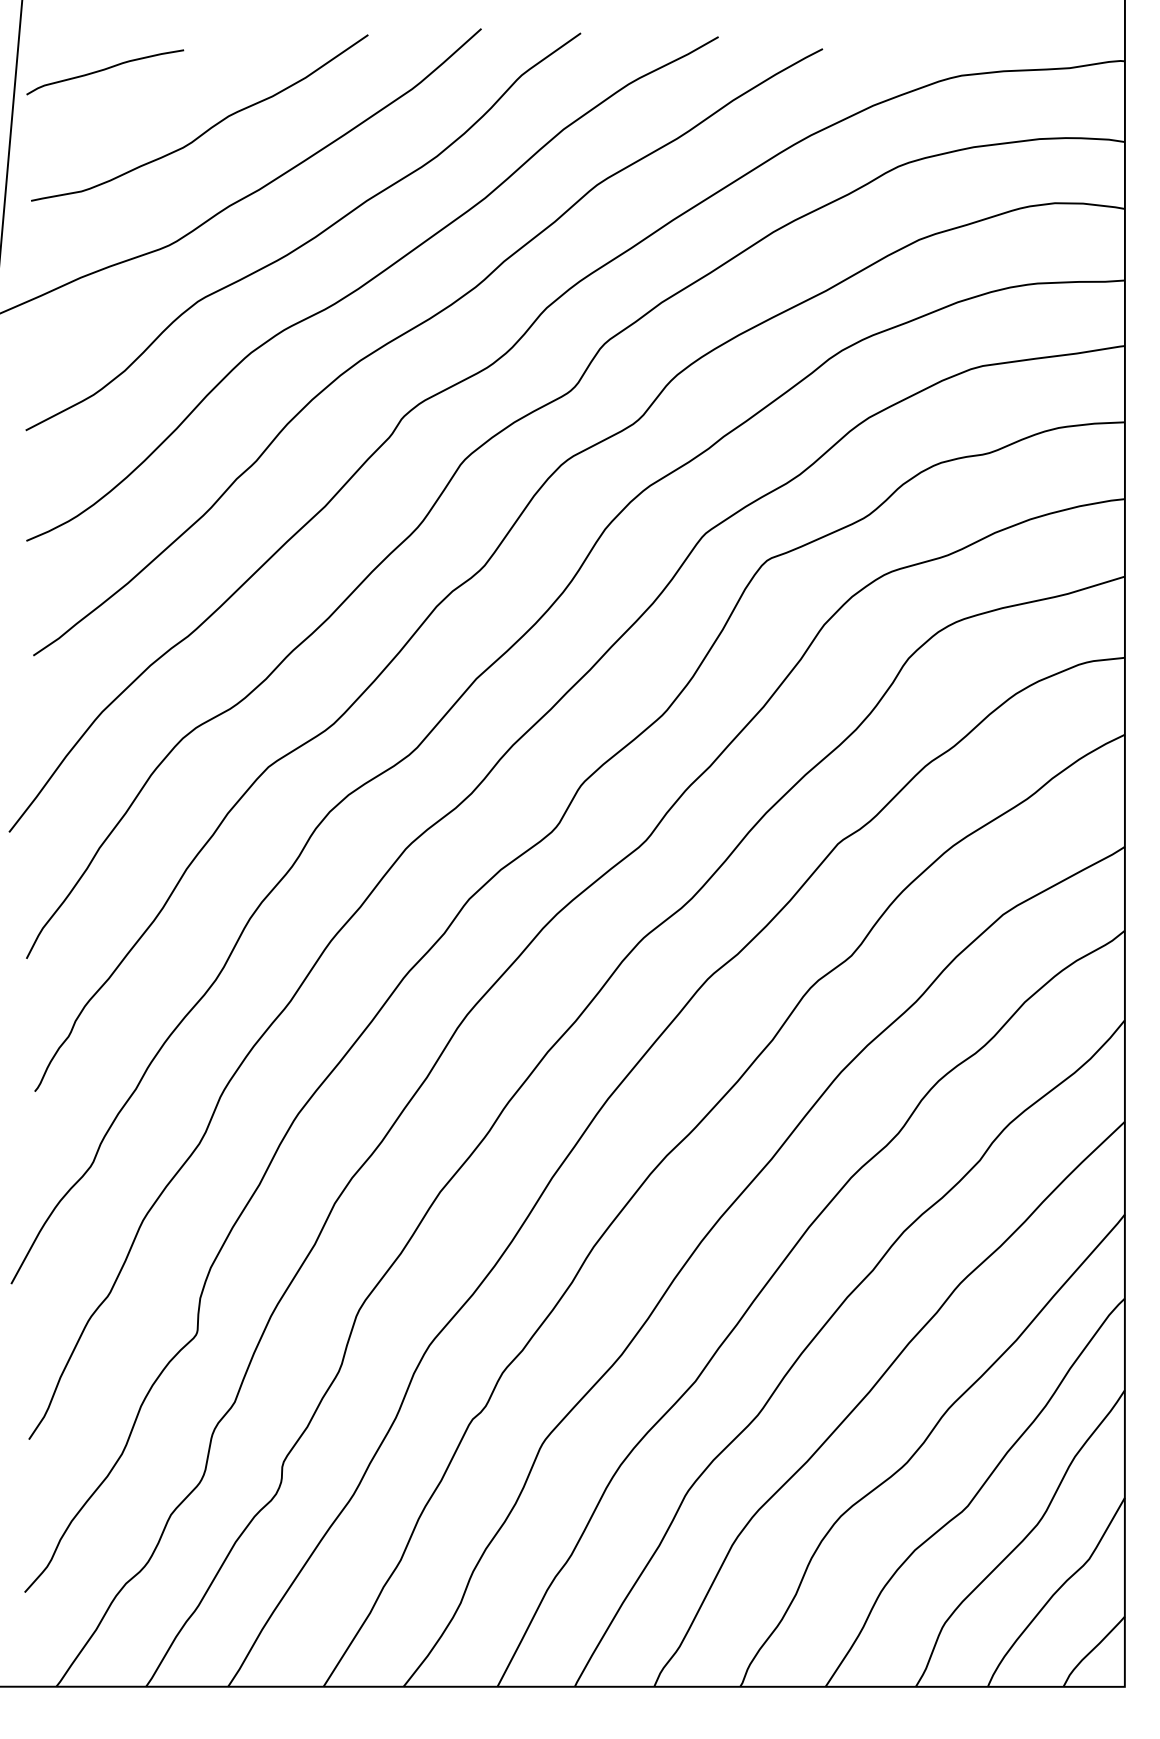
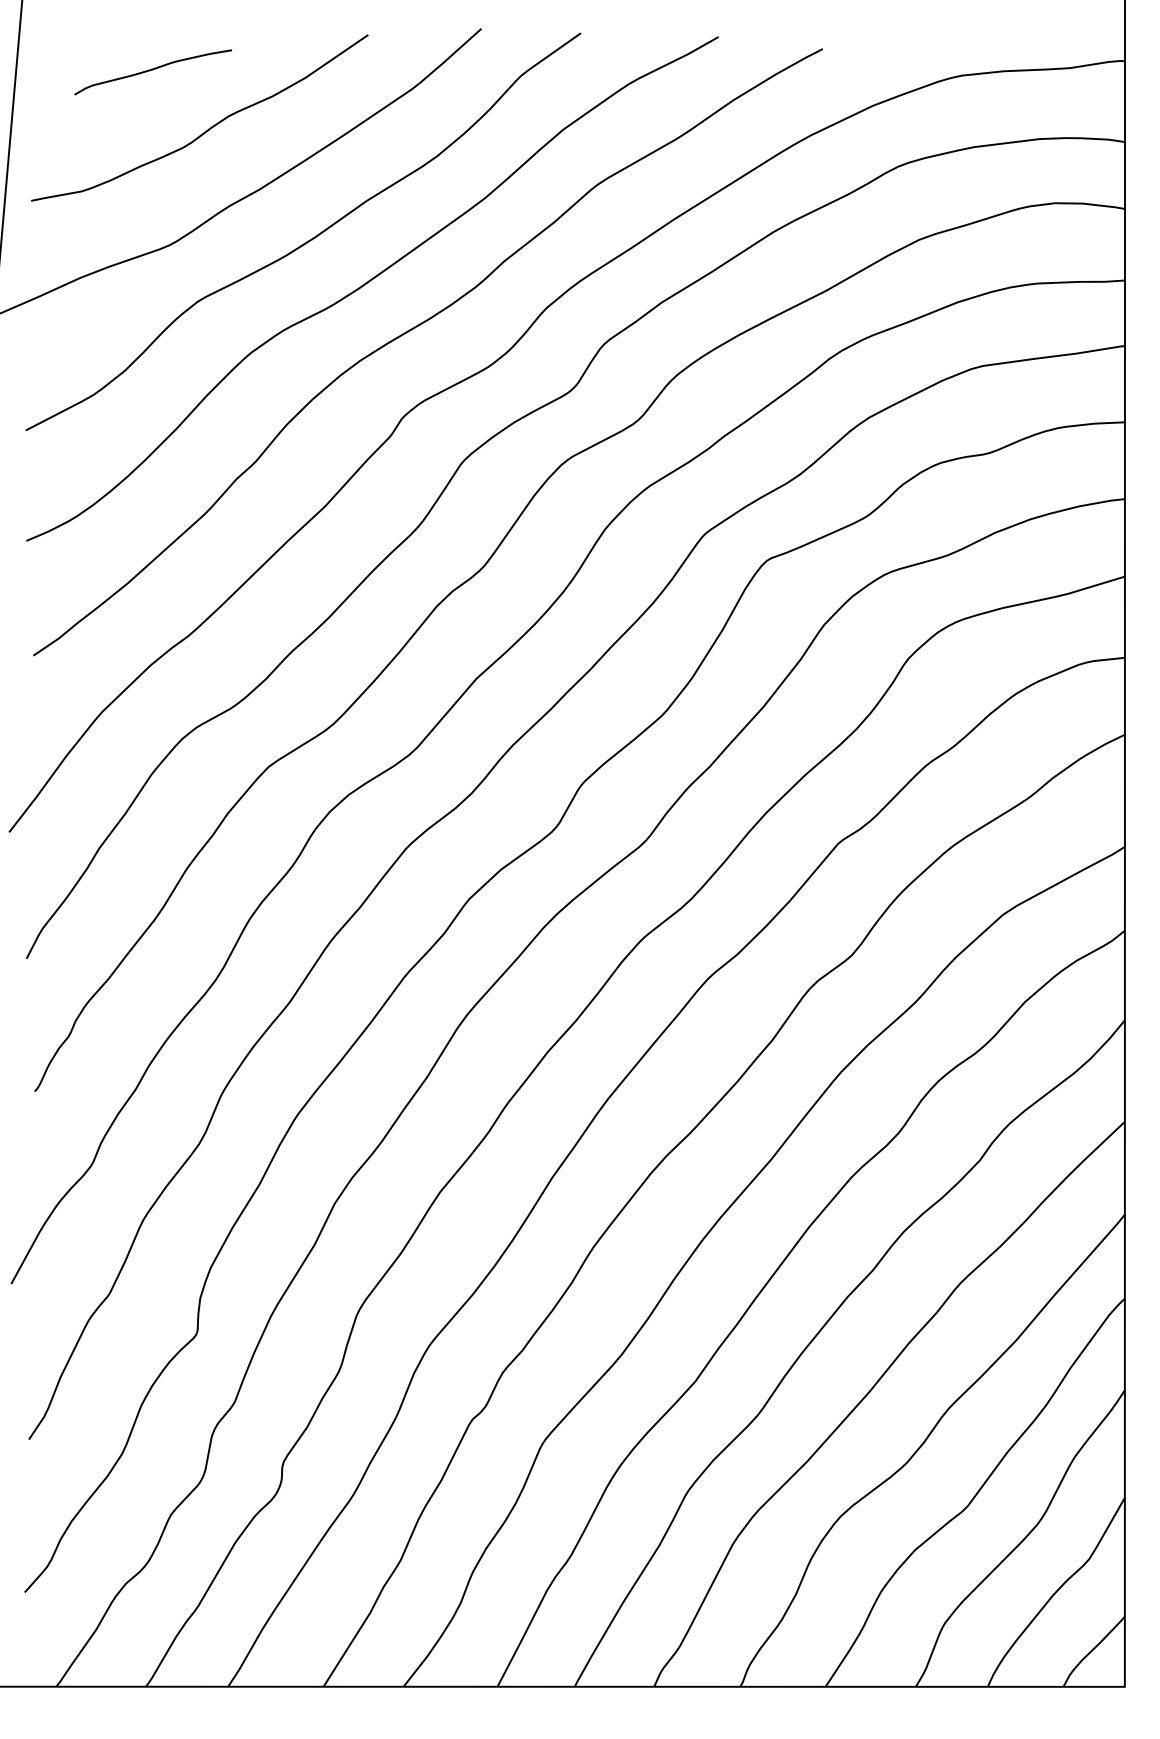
curve position: (105, 70) -> (153, 70) (153, 70)
